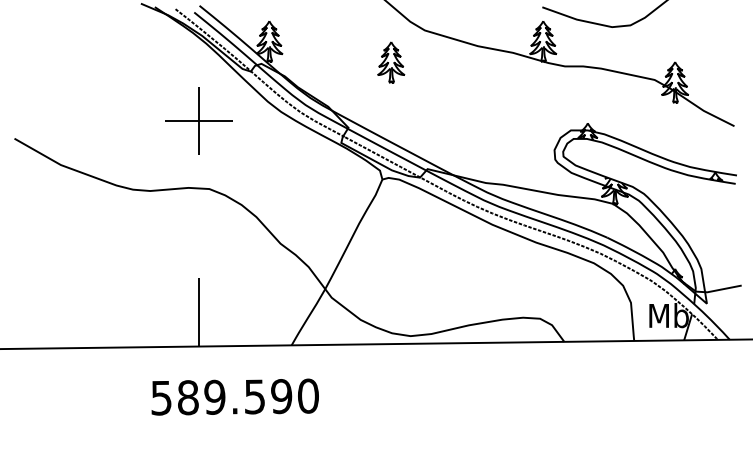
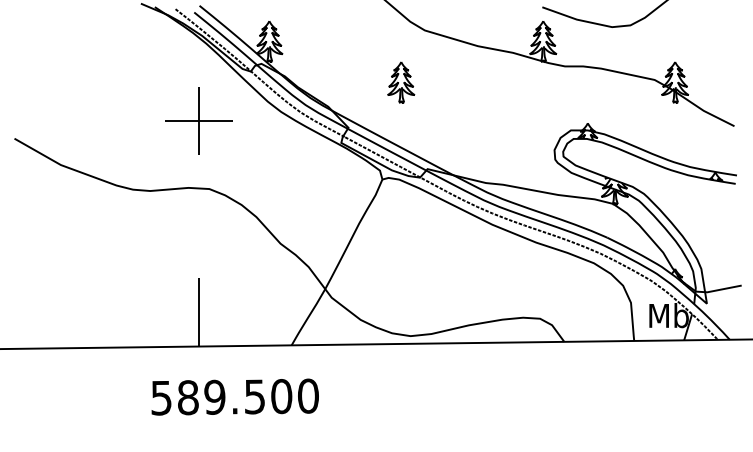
part position: (391, 62) -> (401, 82) (401, 82)
text: 589.590 -> 589.500 (281, 396)
